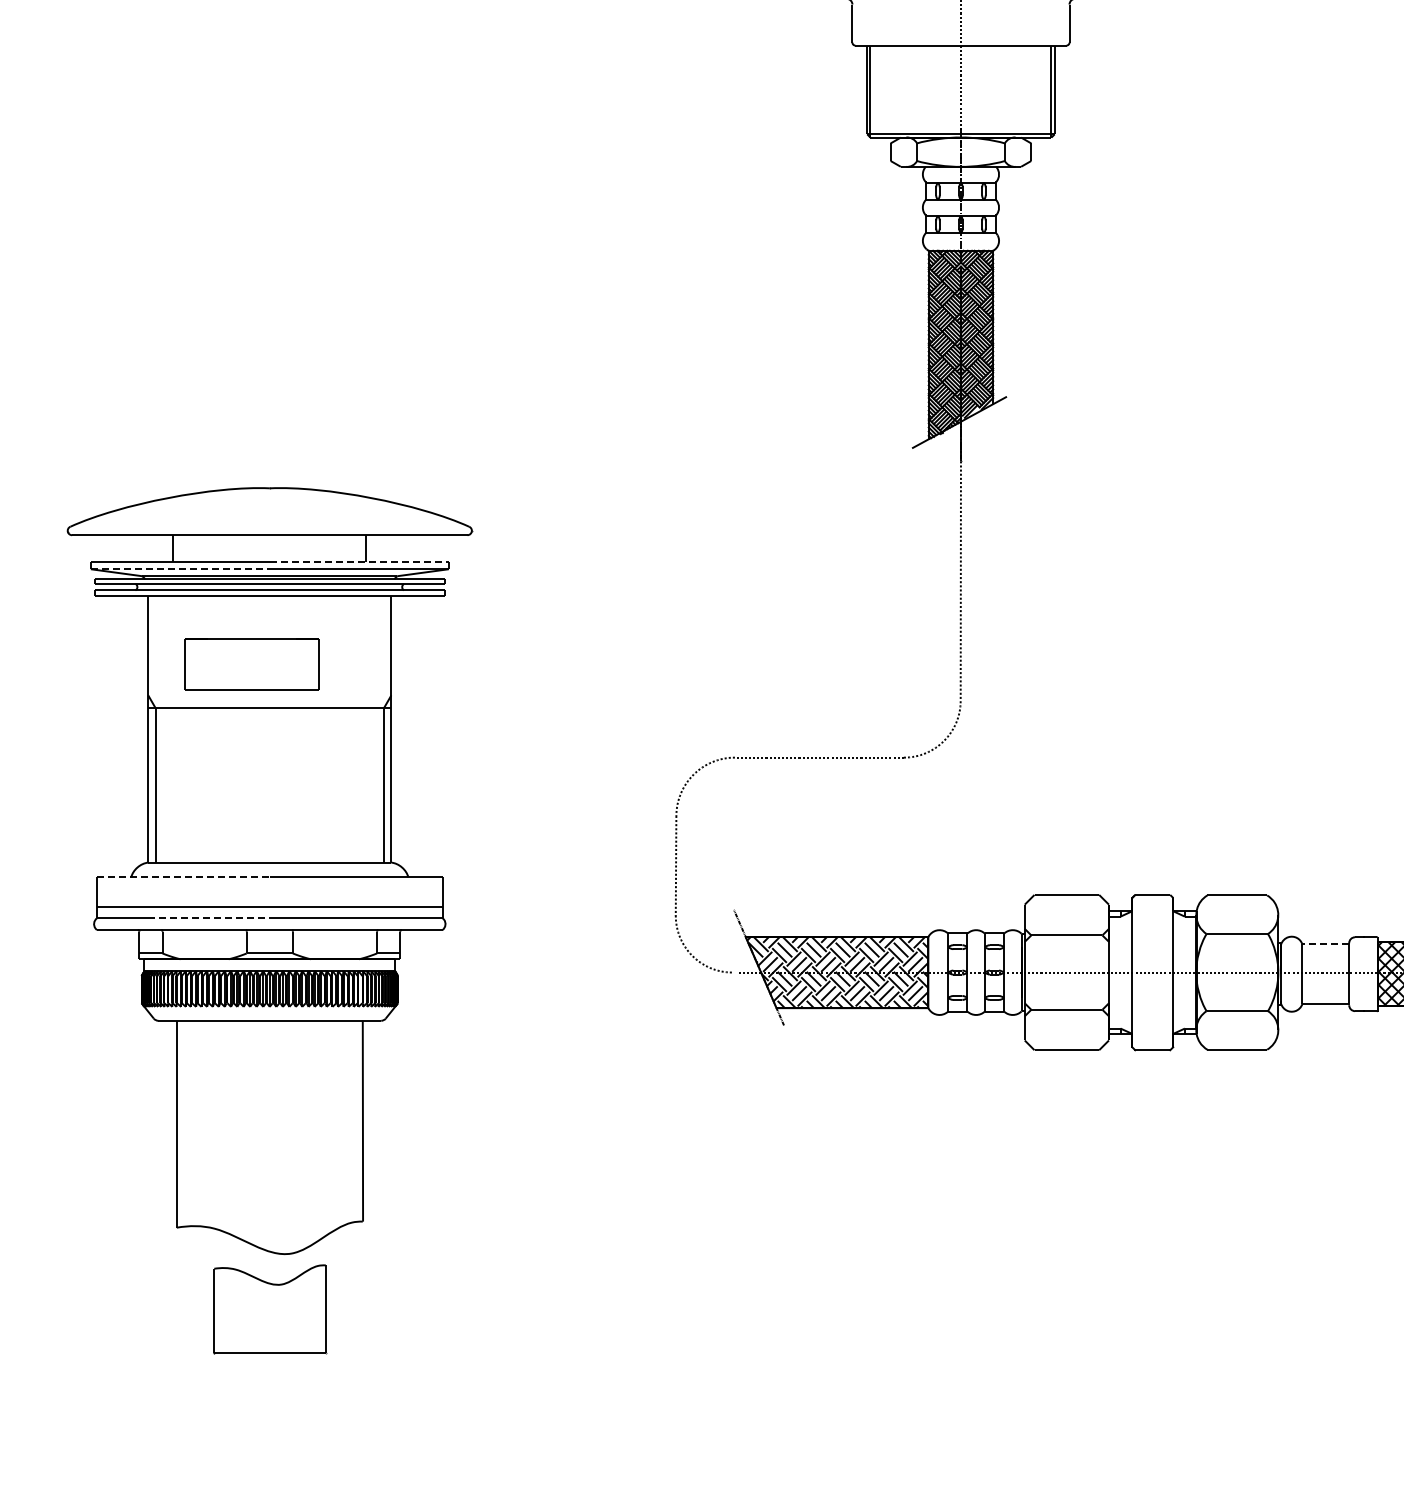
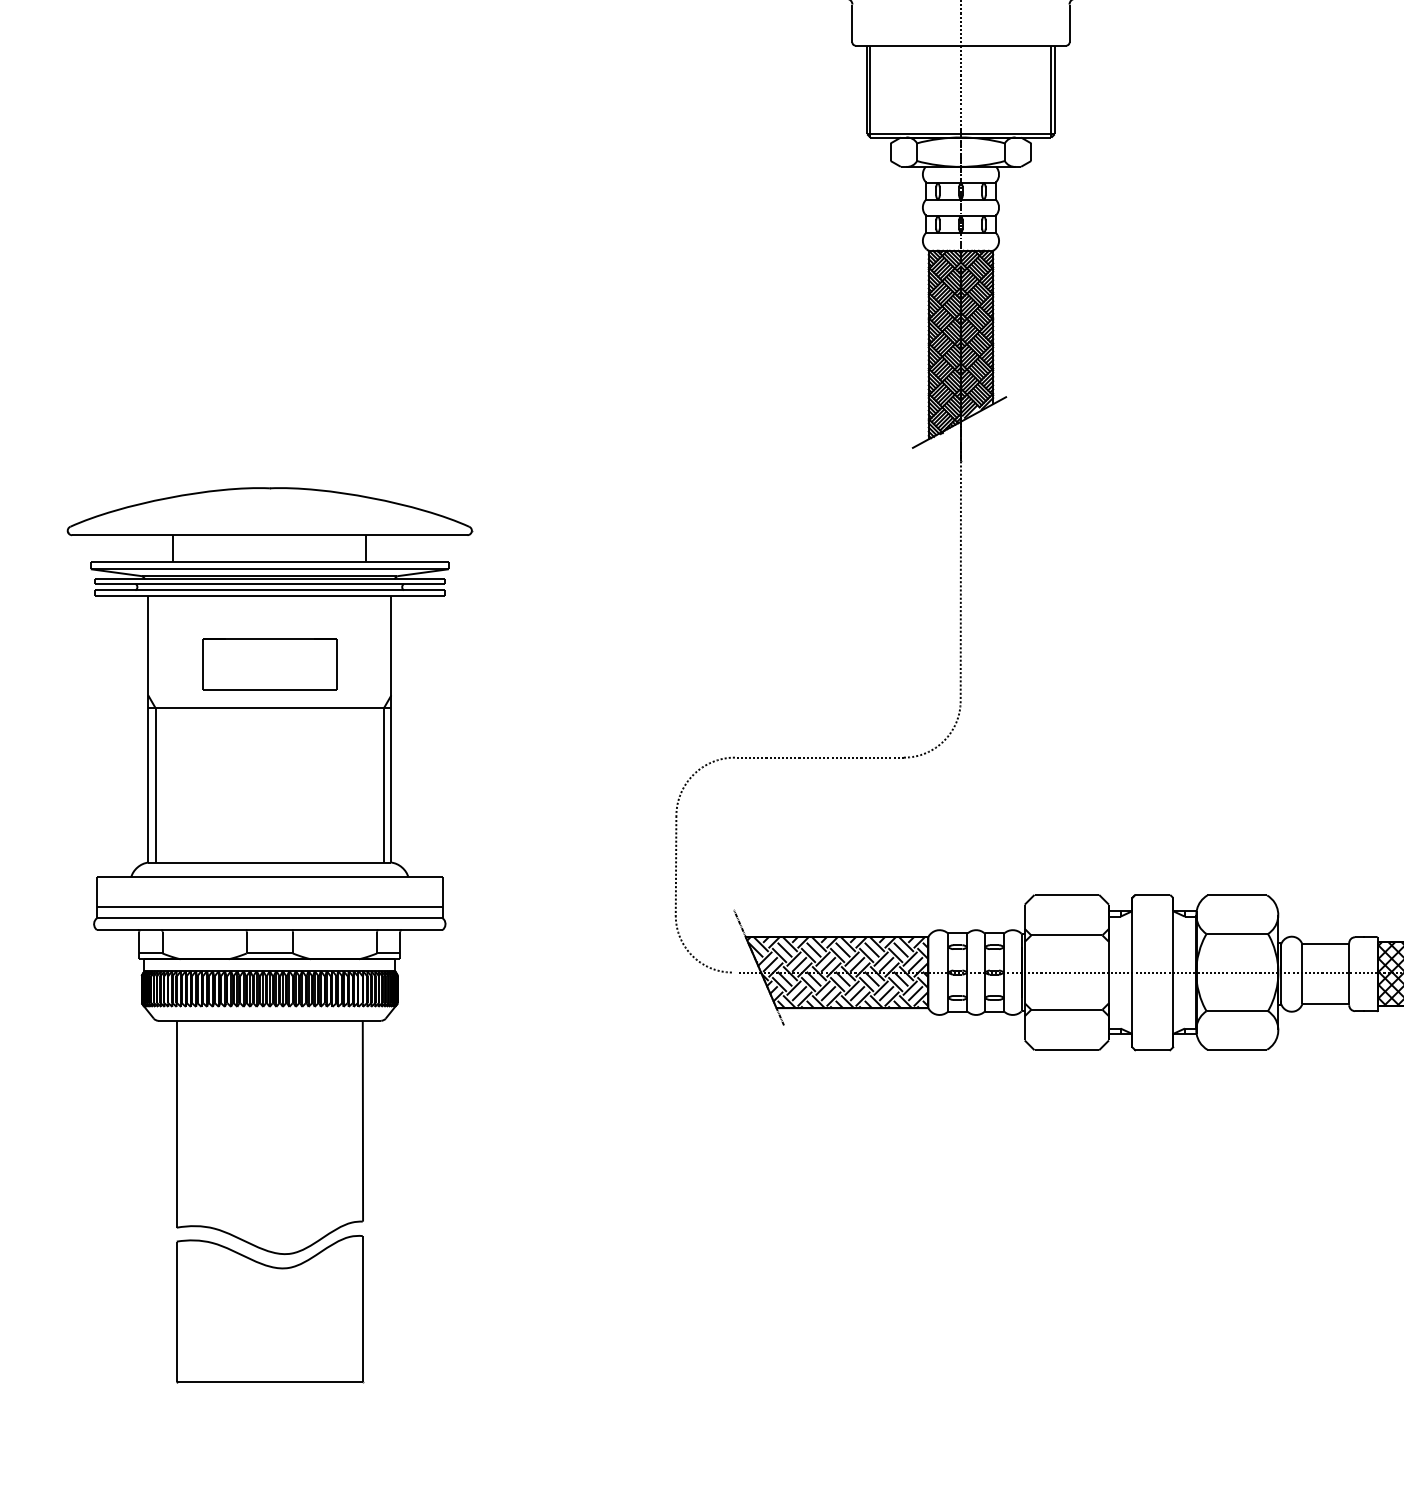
line: dashed -> solid (359, 561)
line: dashed -> solid (180, 569)
part position: (251, 664) -> (269, 664) (269, 664)
line: dashed -> solid (183, 877)
line: dashed -> solid (209, 918)
line: dashed -> solid (1325, 944)
part size: 115x91 px -> 189x149 px (270, 1309)
